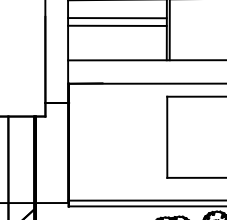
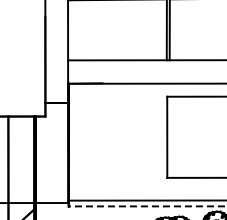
line: present -> none (117, 18)
line: present -> none (117, 25)
line: solid -> dashed (147, 206)
